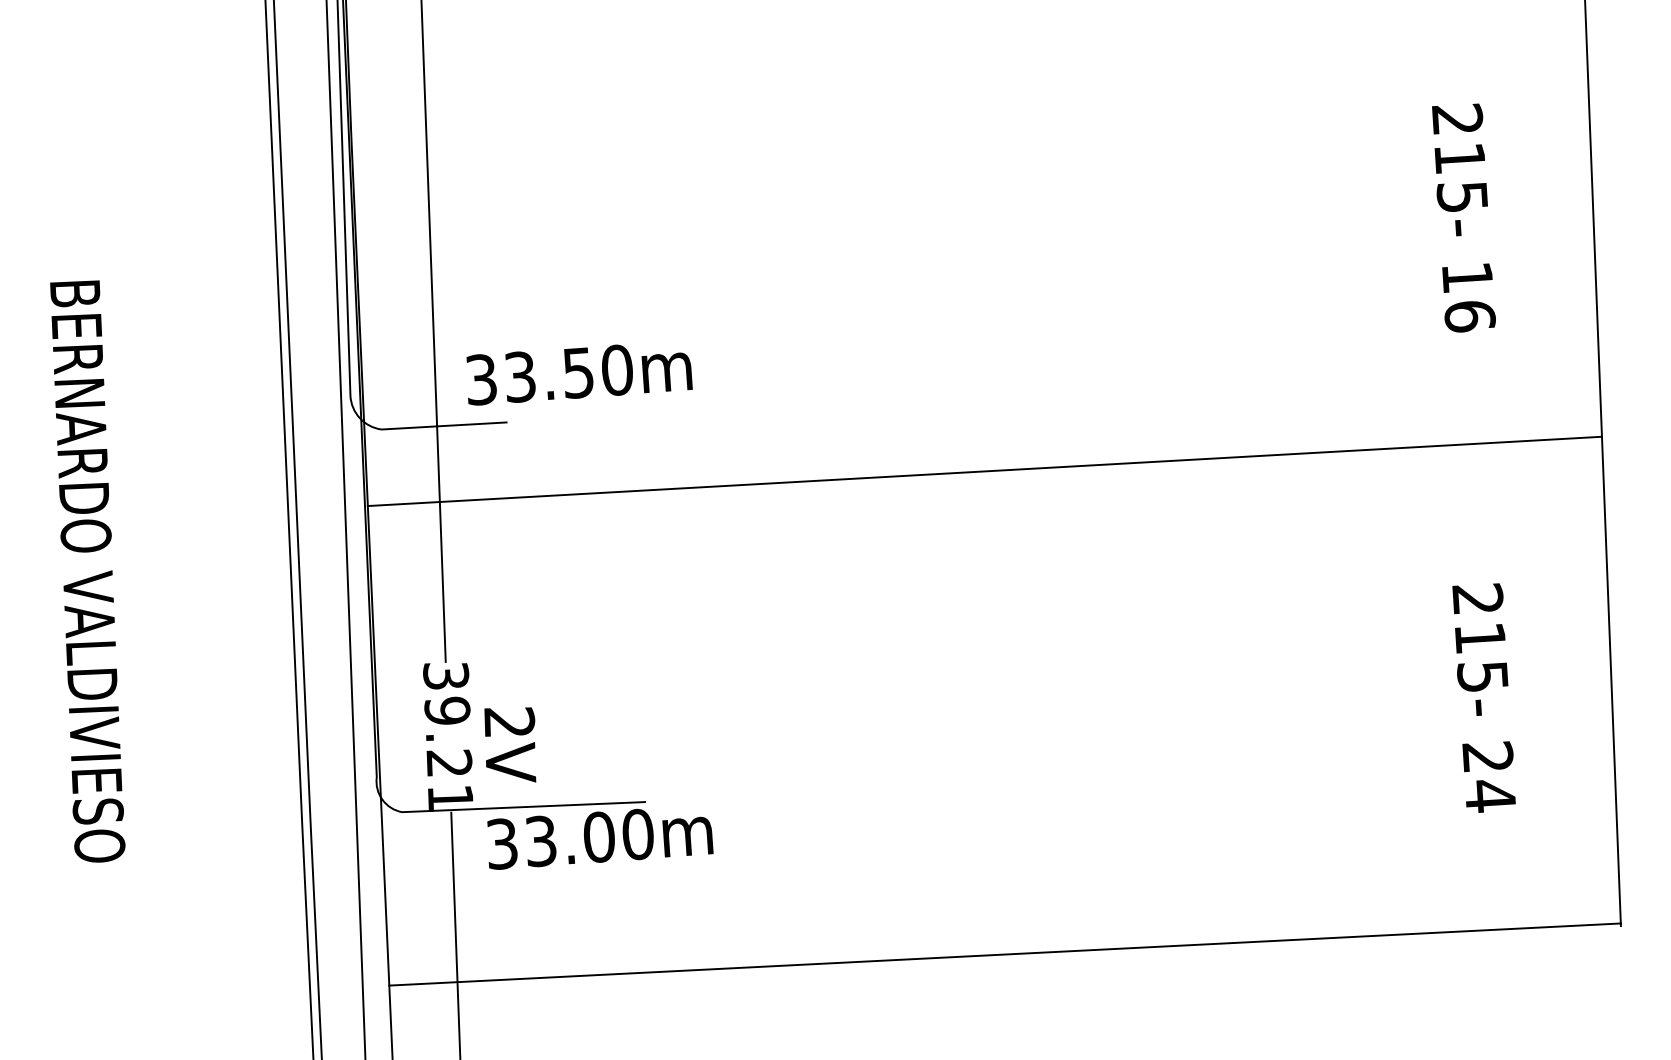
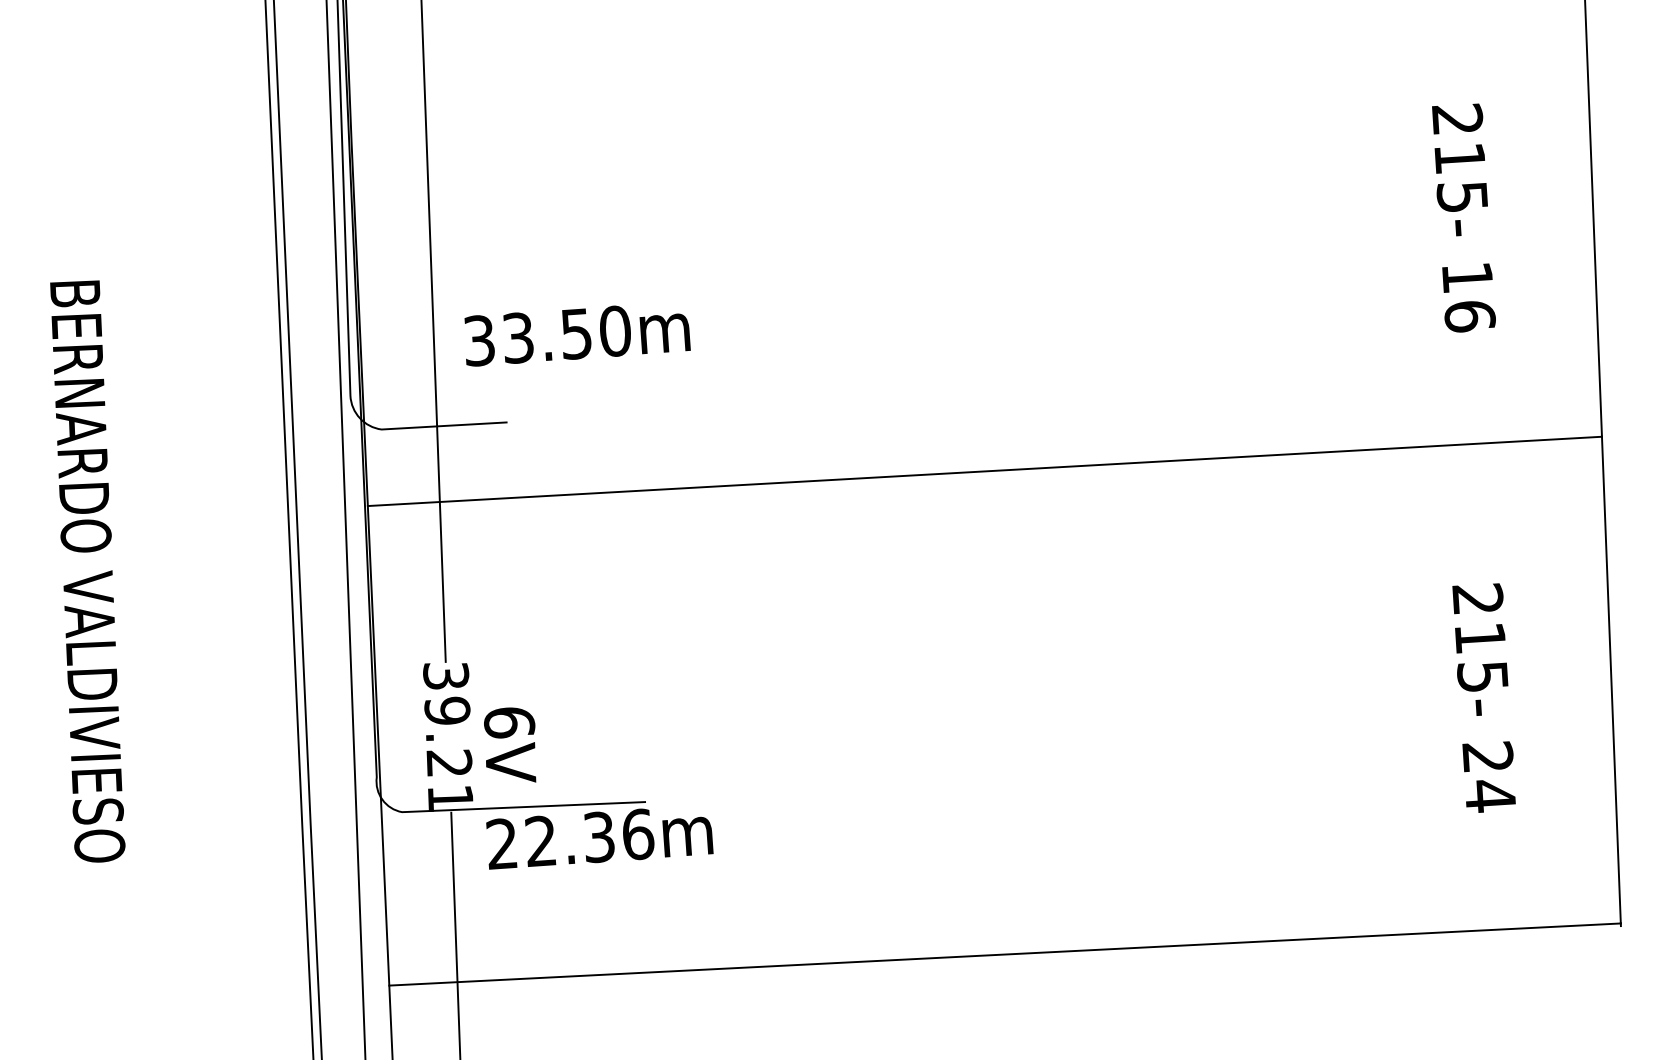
text position: (579, 374) -> (577, 335) (577, 335)
text: 2V -> 6V (509, 722)
text: 33.00m -> 22.36m (570, 838)
